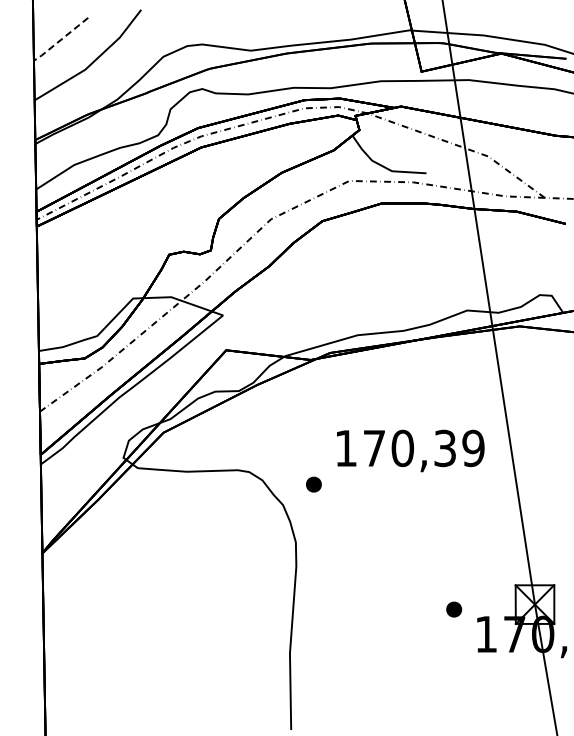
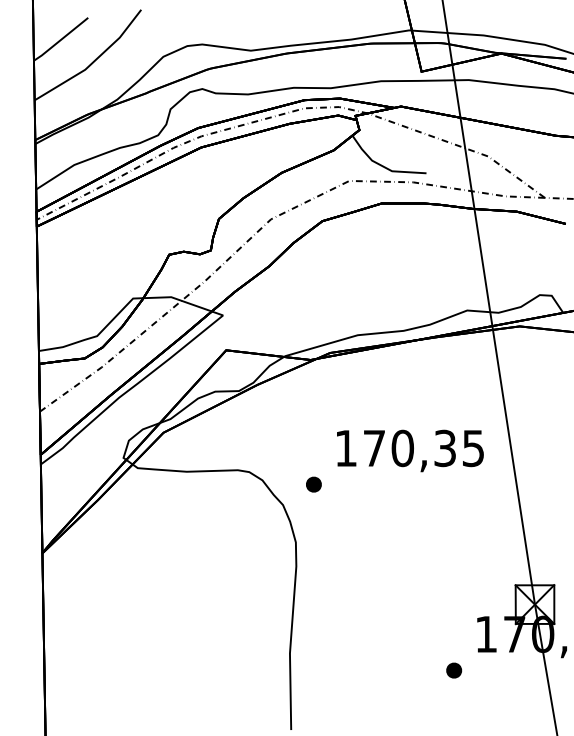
line: dashed -> solid (60, 40)
text: 170,39 -> 170,35 (473, 447)
part position: (454, 609) -> (454, 670) (454, 670)
